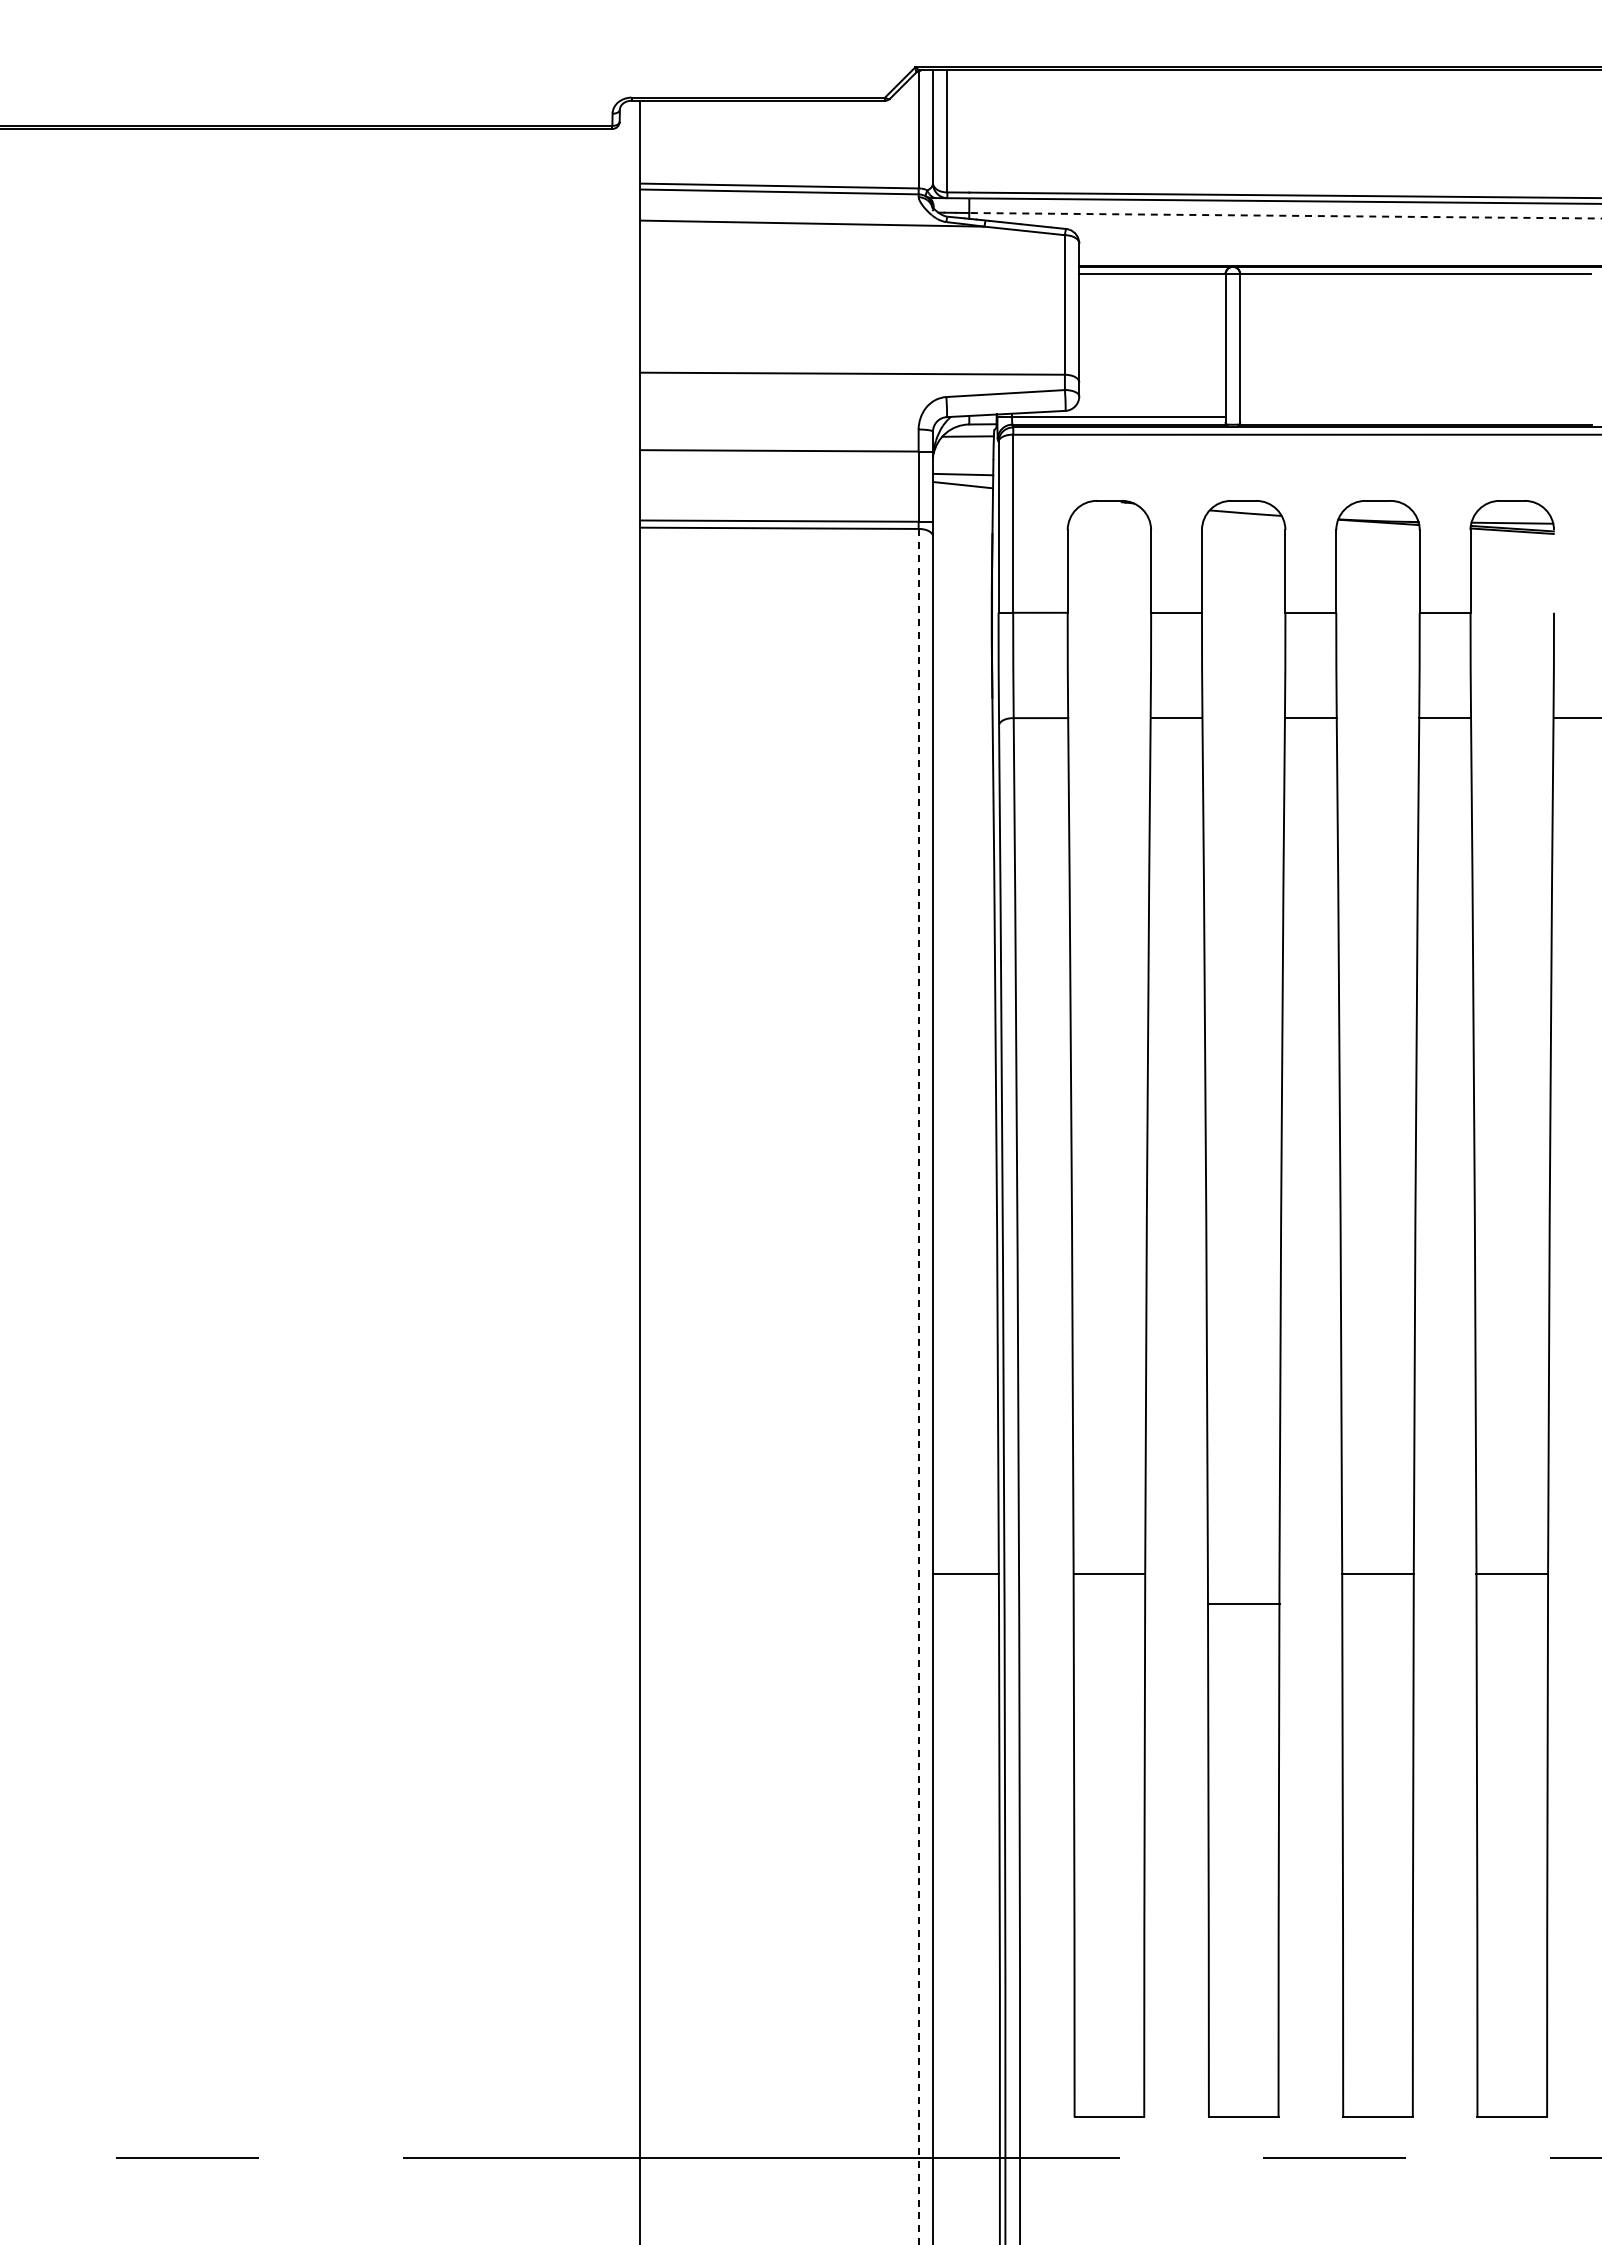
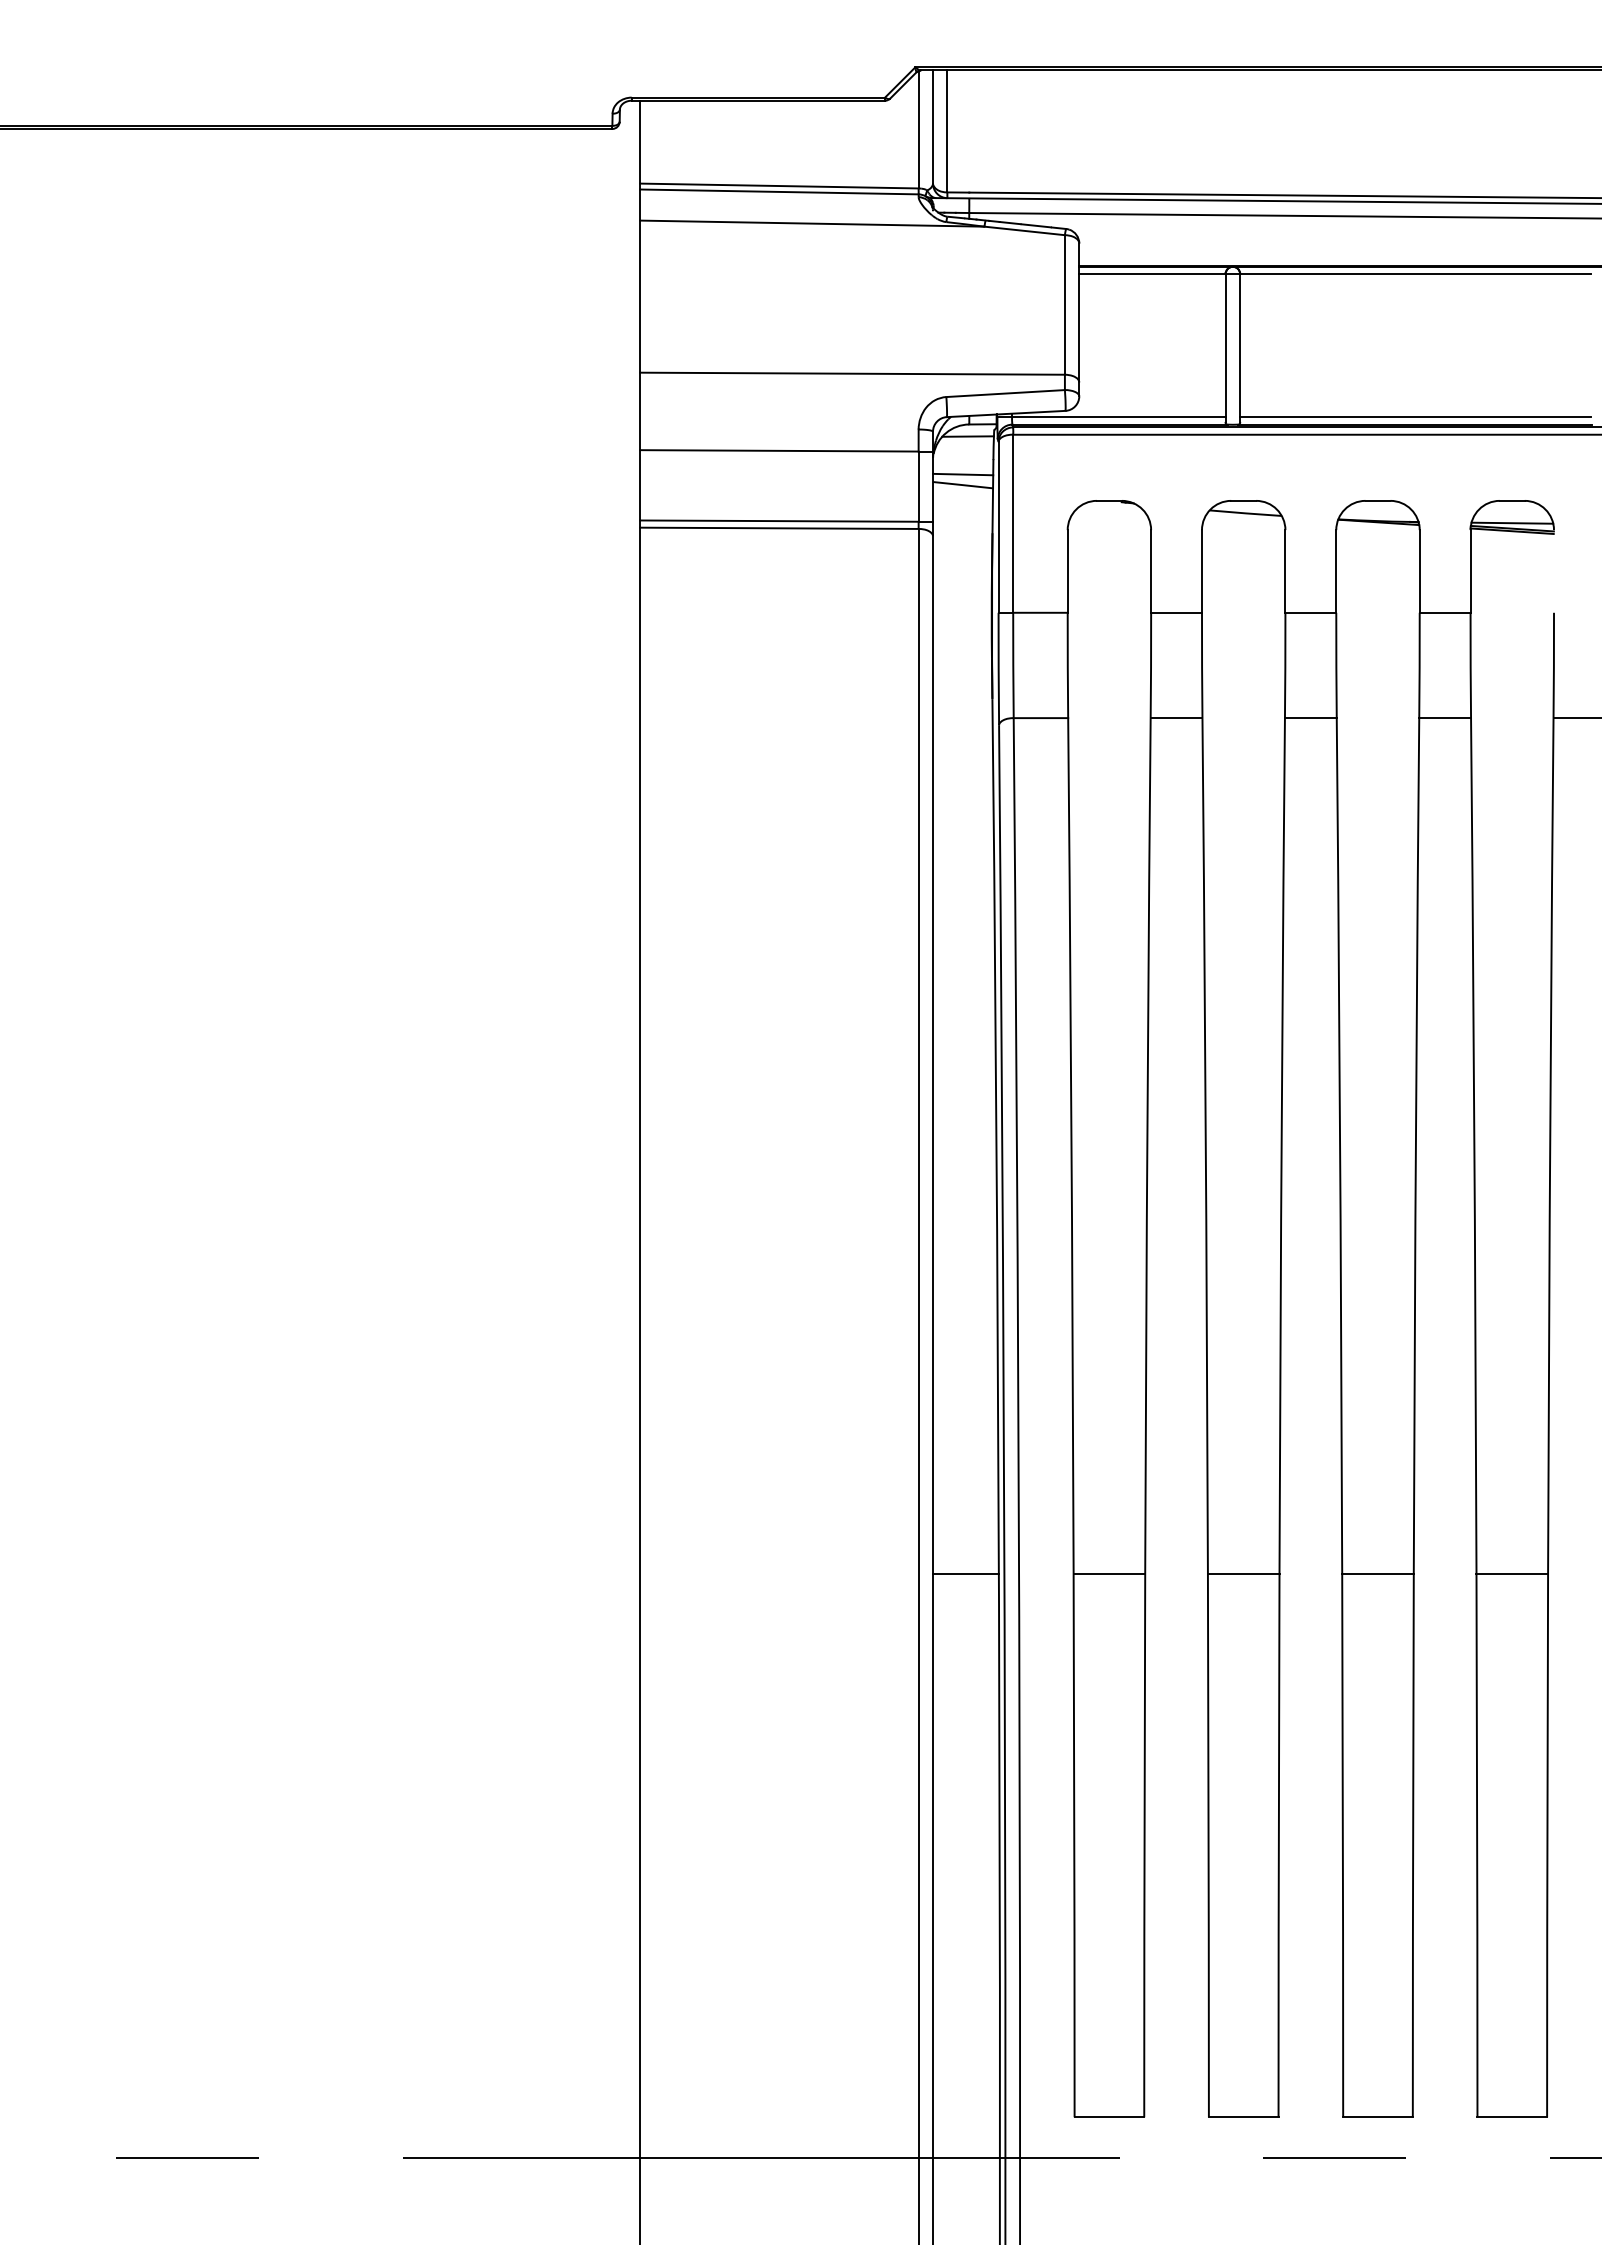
line: dashed -> solid (1285, 215)
line: none -> present (1415, 417)
line: dashed -> solid (918, 1386)
line position: (1243, 1603) -> (1243, 1573) (1243, 1573)
